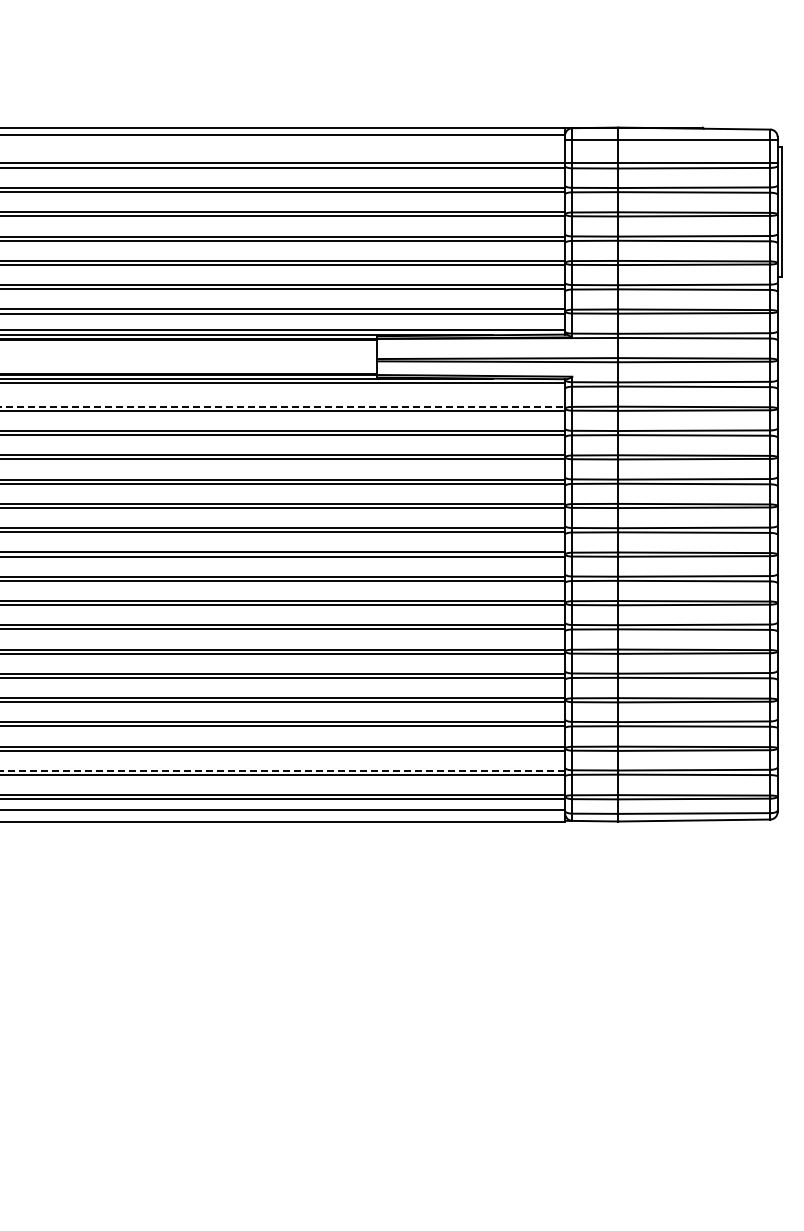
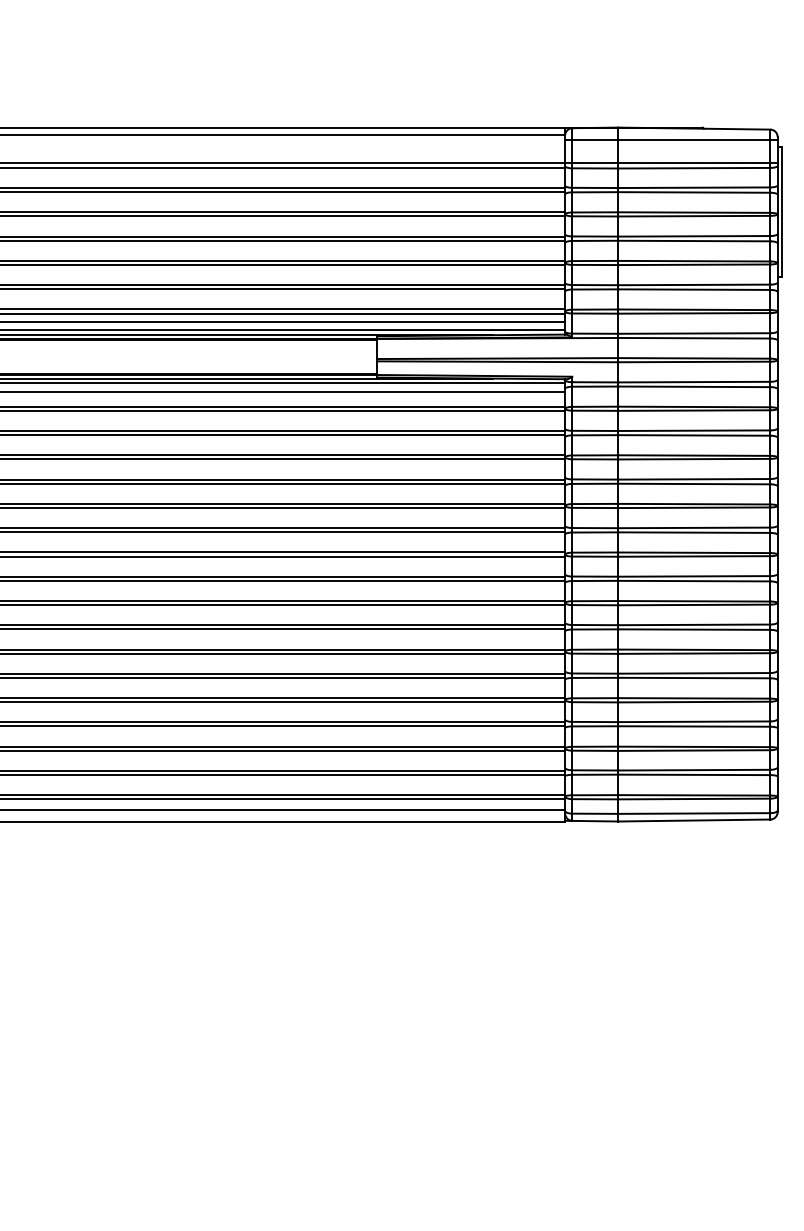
line: none -> present (283, 321)
line: none -> present (283, 392)
line: dashed -> solid (283, 406)
line: dashed -> solid (282, 770)
